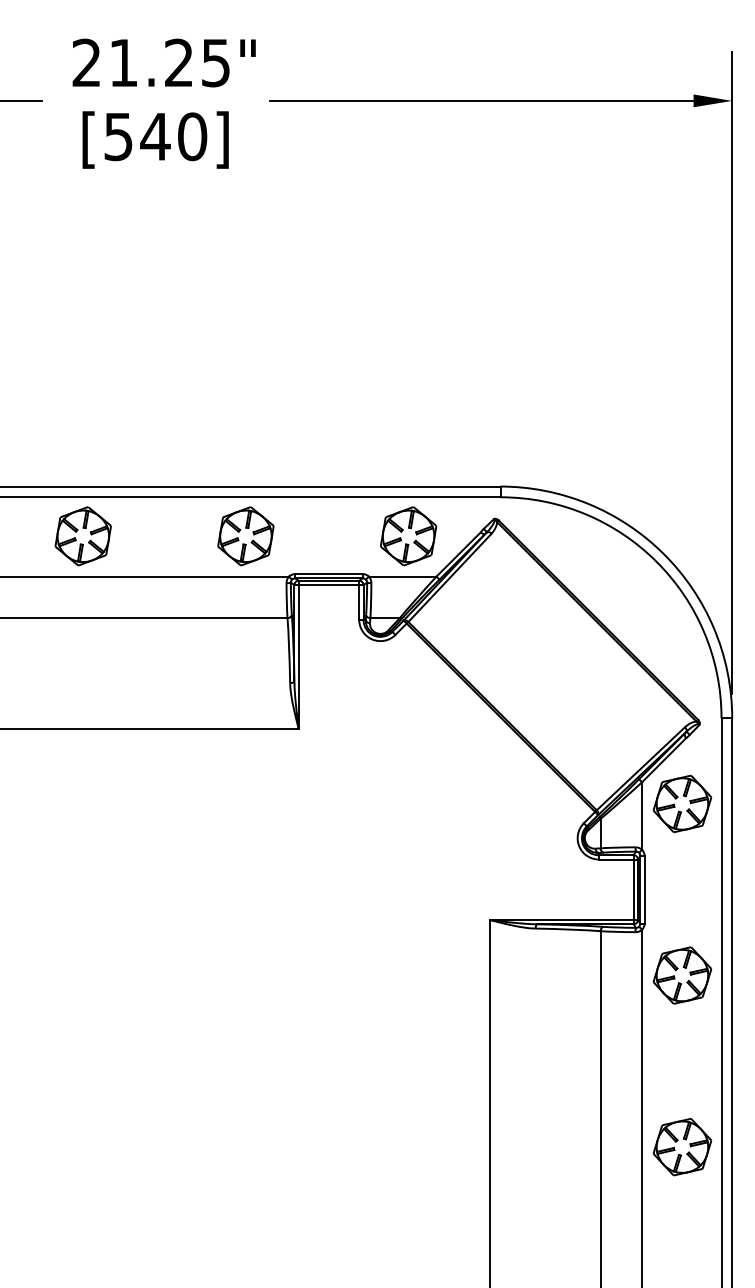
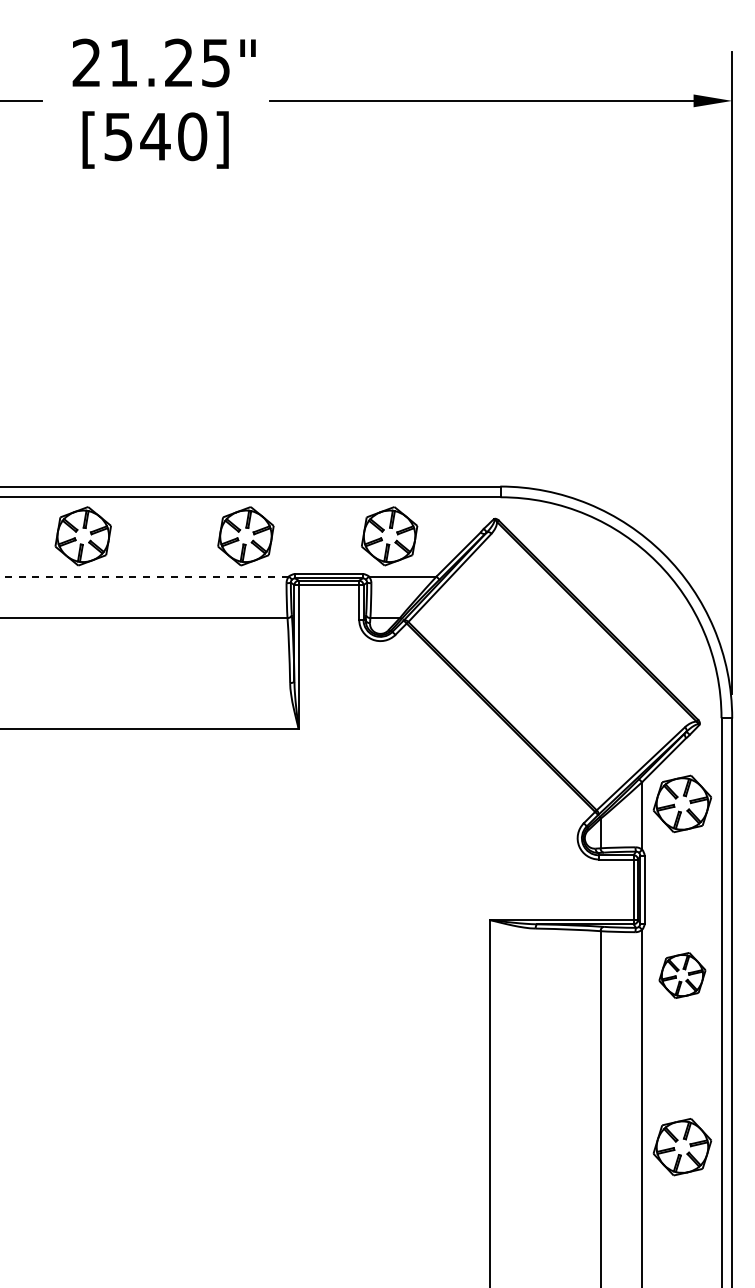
part position: (408, 536) -> (389, 536) (389, 536)
line: solid -> dashed (144, 576)
part size: 61x59 px -> 49x47 px (682, 975)
